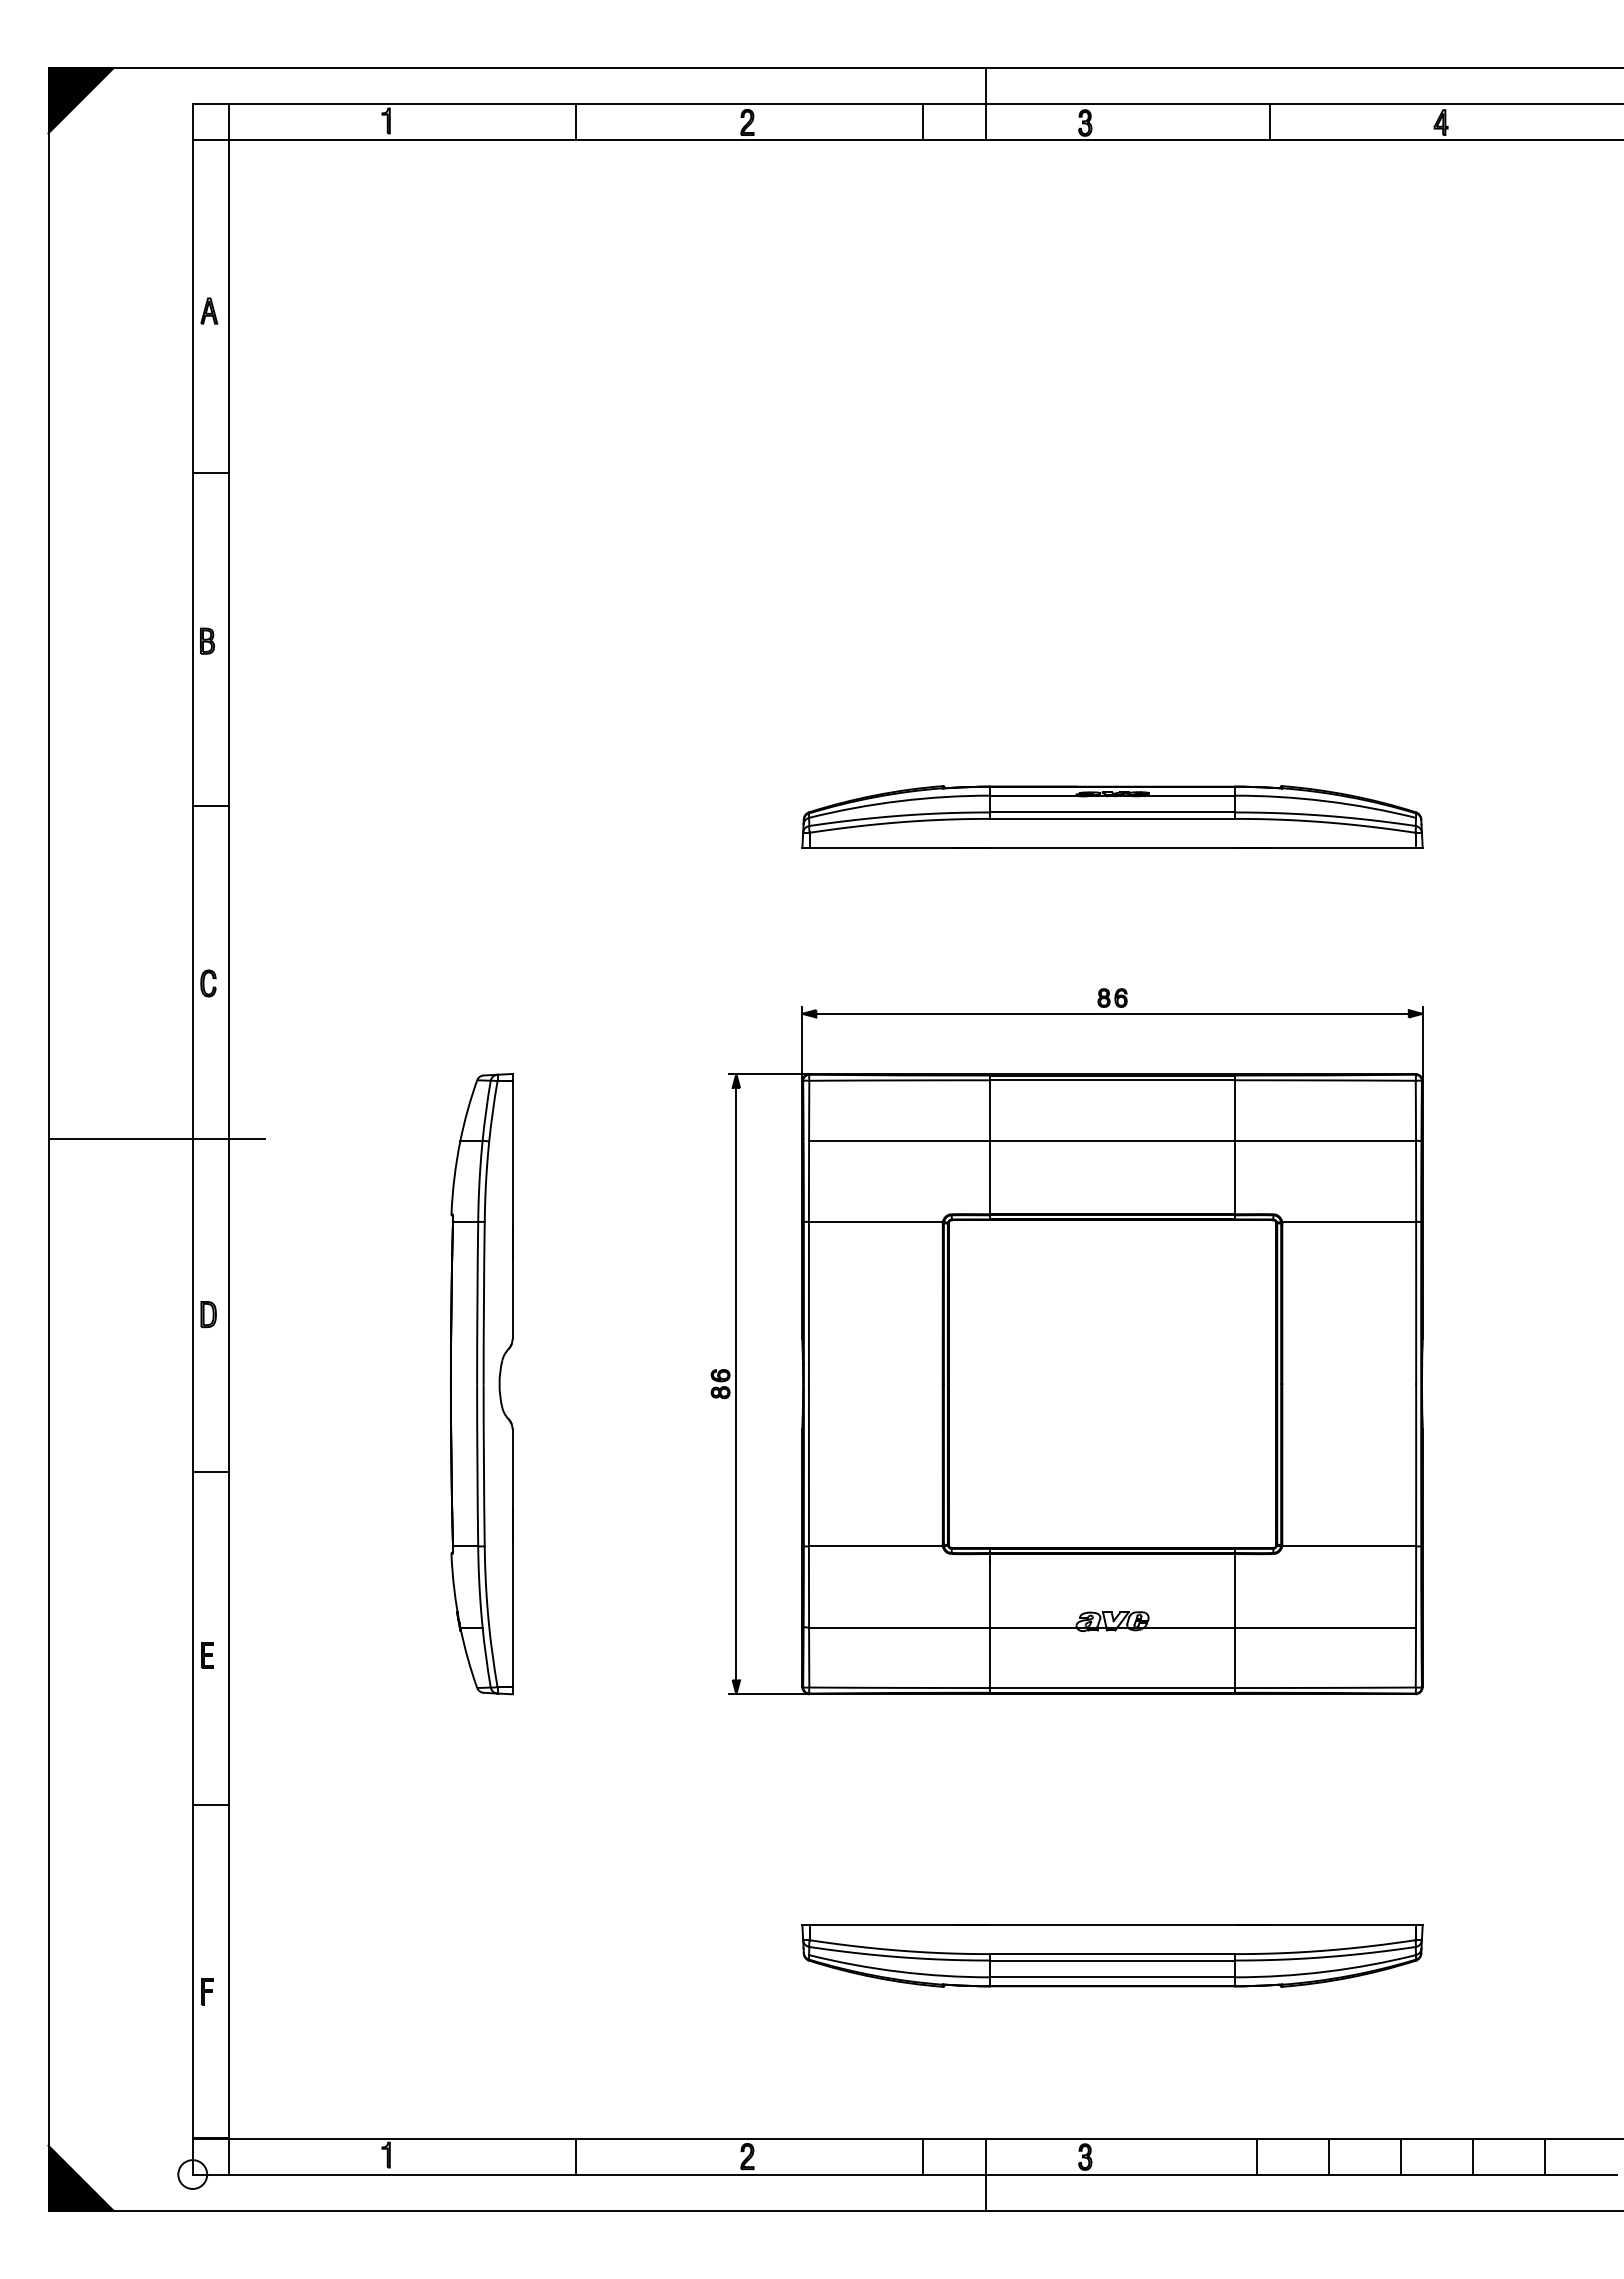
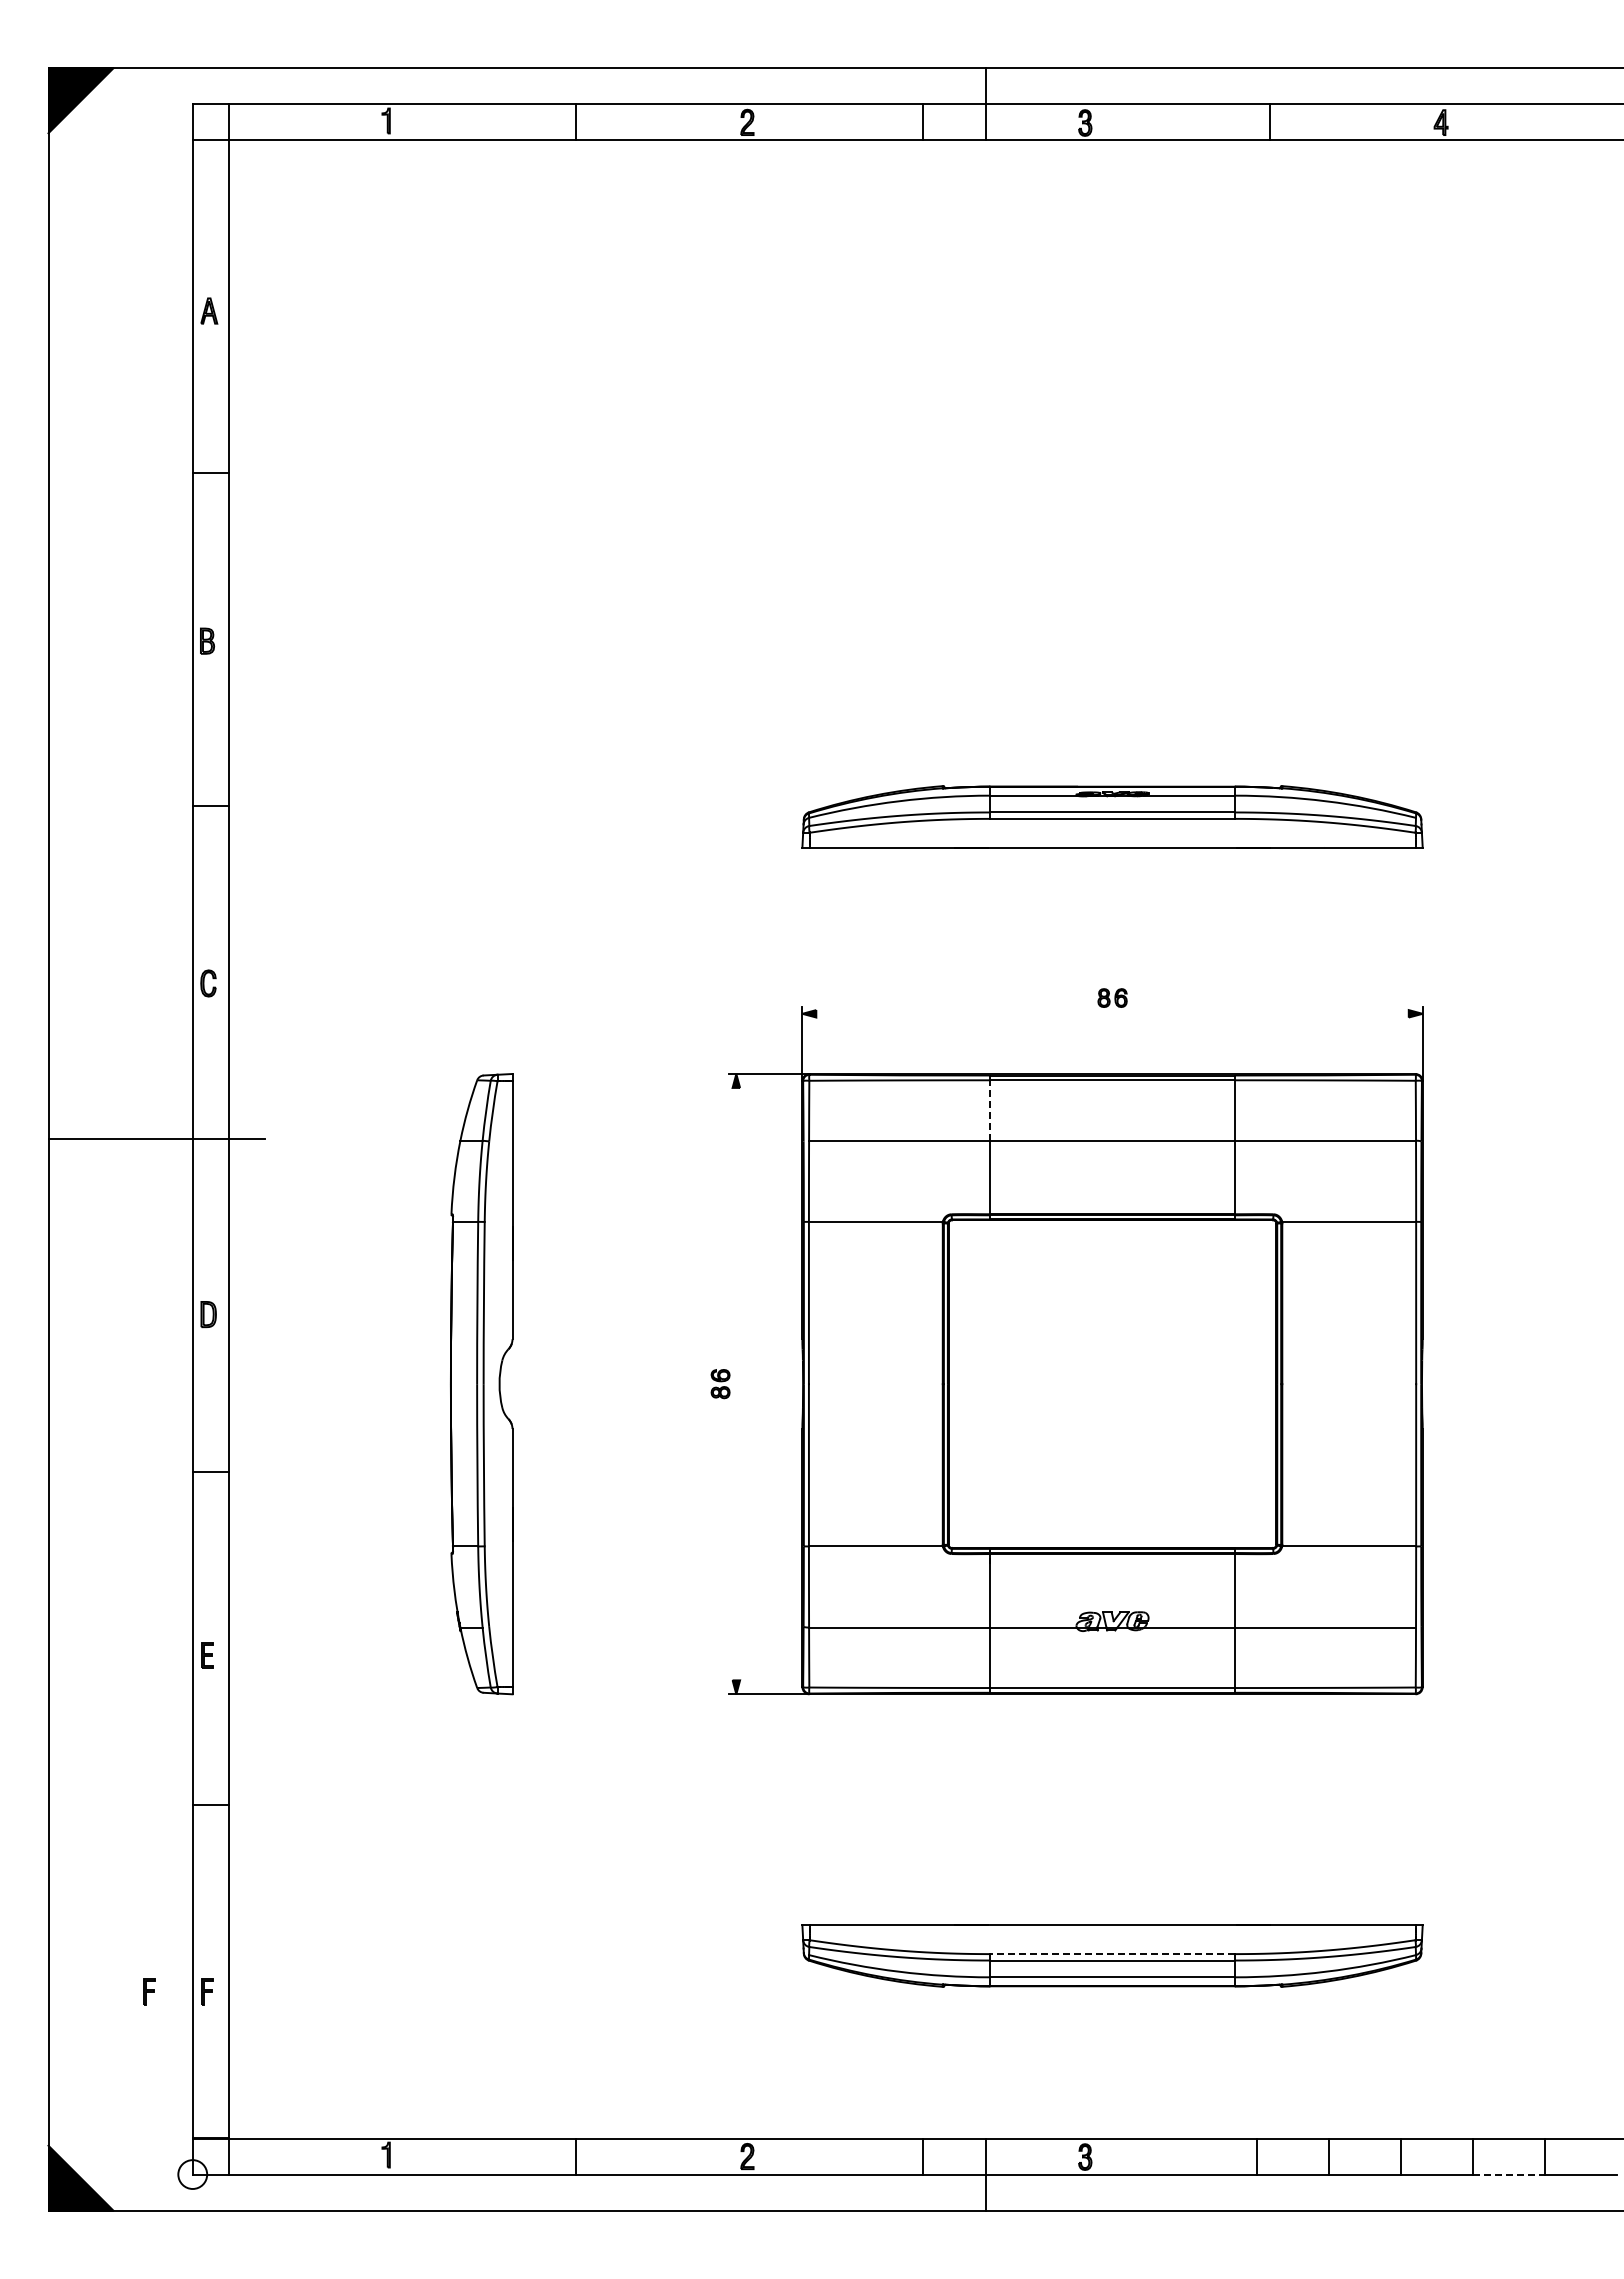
line: present -> none (1112, 1013)
line: solid -> dashed (990, 1110)
line: present -> none (736, 1383)
line: solid -> dashed (1112, 1954)
part: none -> present (149, 1991)
line: solid -> dashed (1509, 2174)
